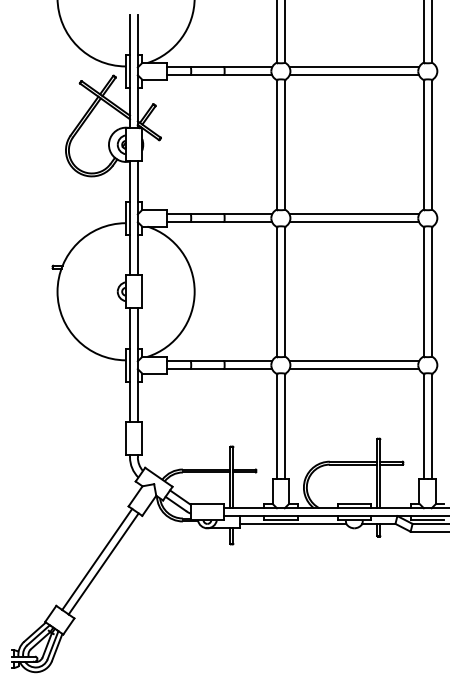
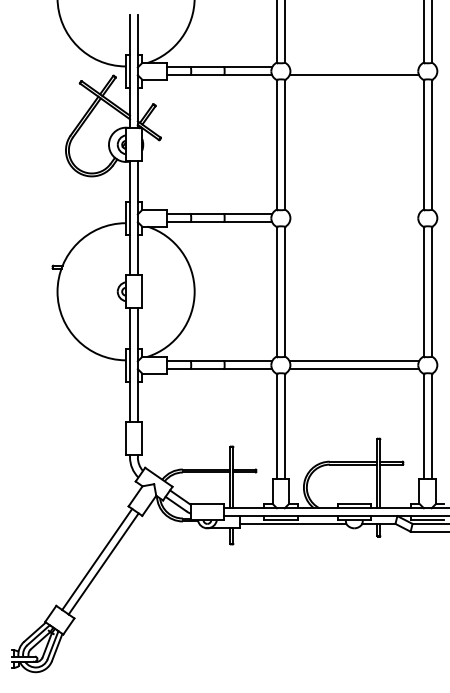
line: present -> none (354, 67)
line: present -> none (354, 214)
line: present -> none (354, 222)
